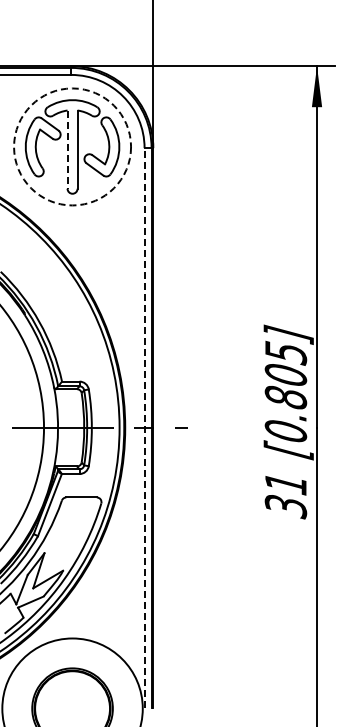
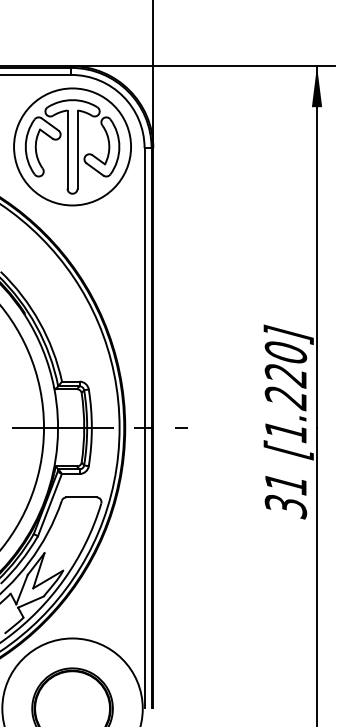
circle: dashed -> solid (72, 146)
line: dashed -> solid (67, 150)
text: [0.805] -> [1.220] (285, 391)
line: dashed -> solid (144, 427)
